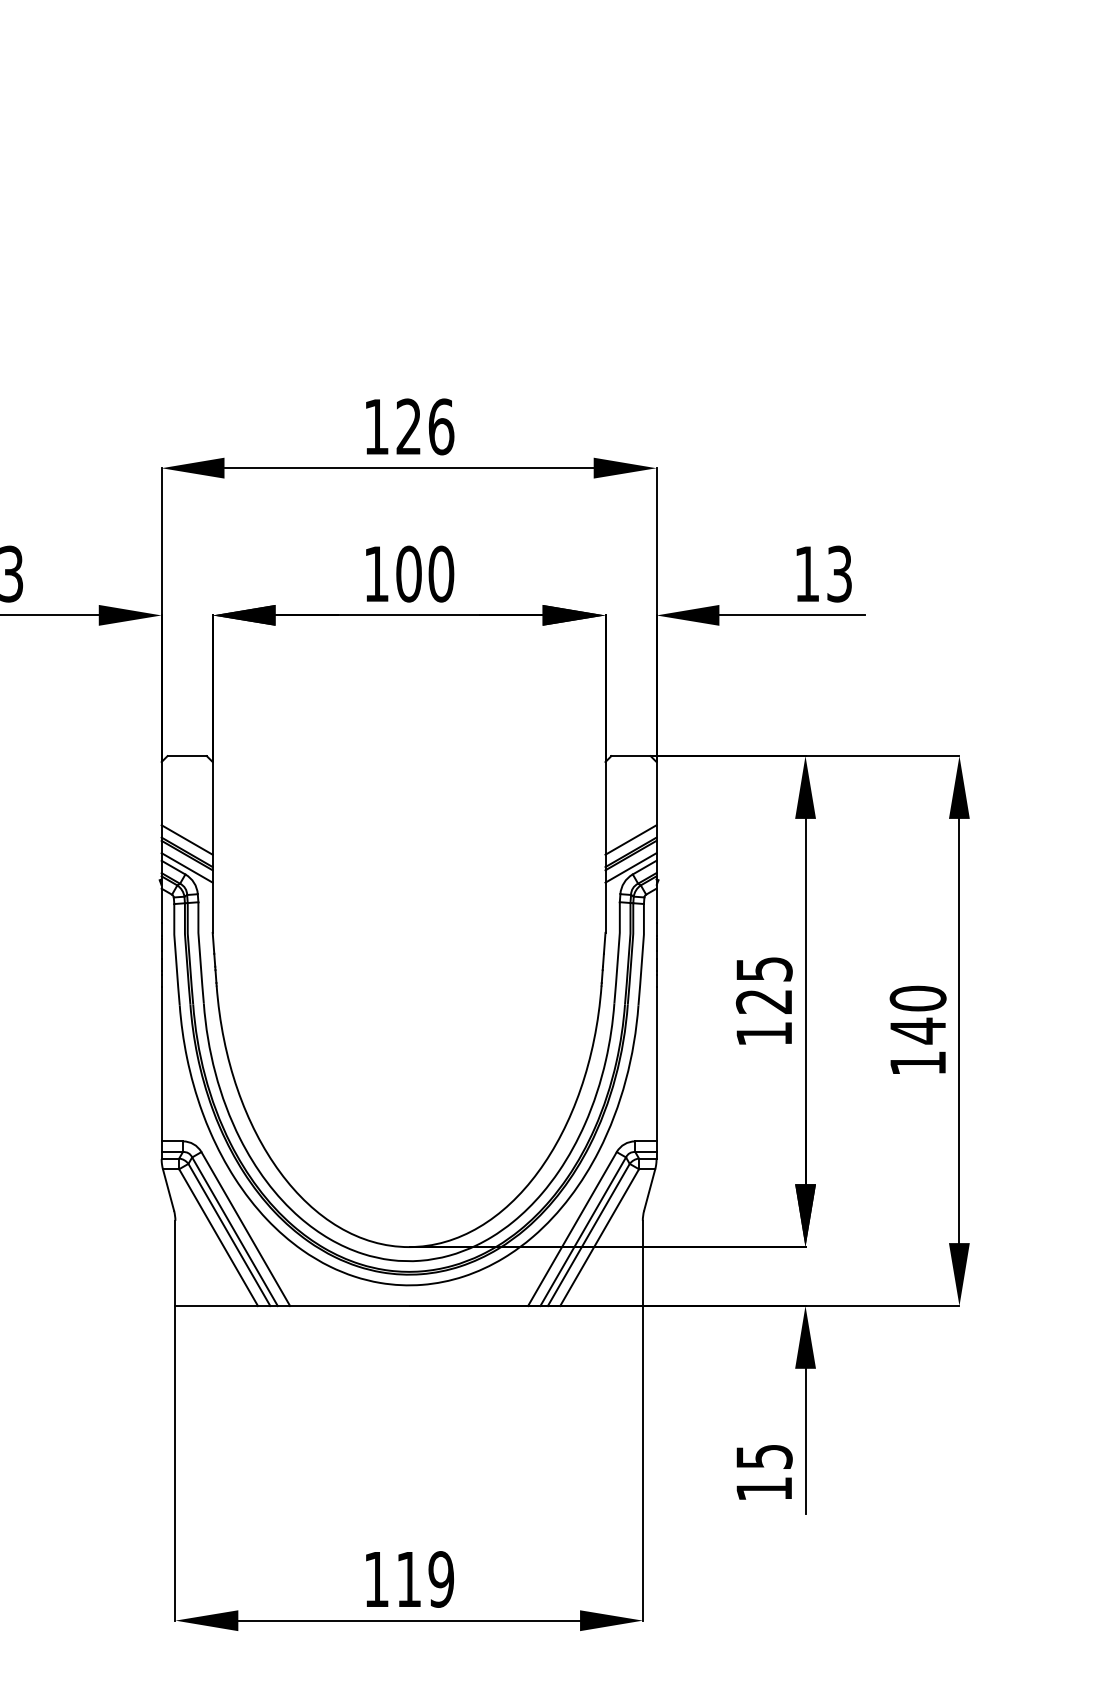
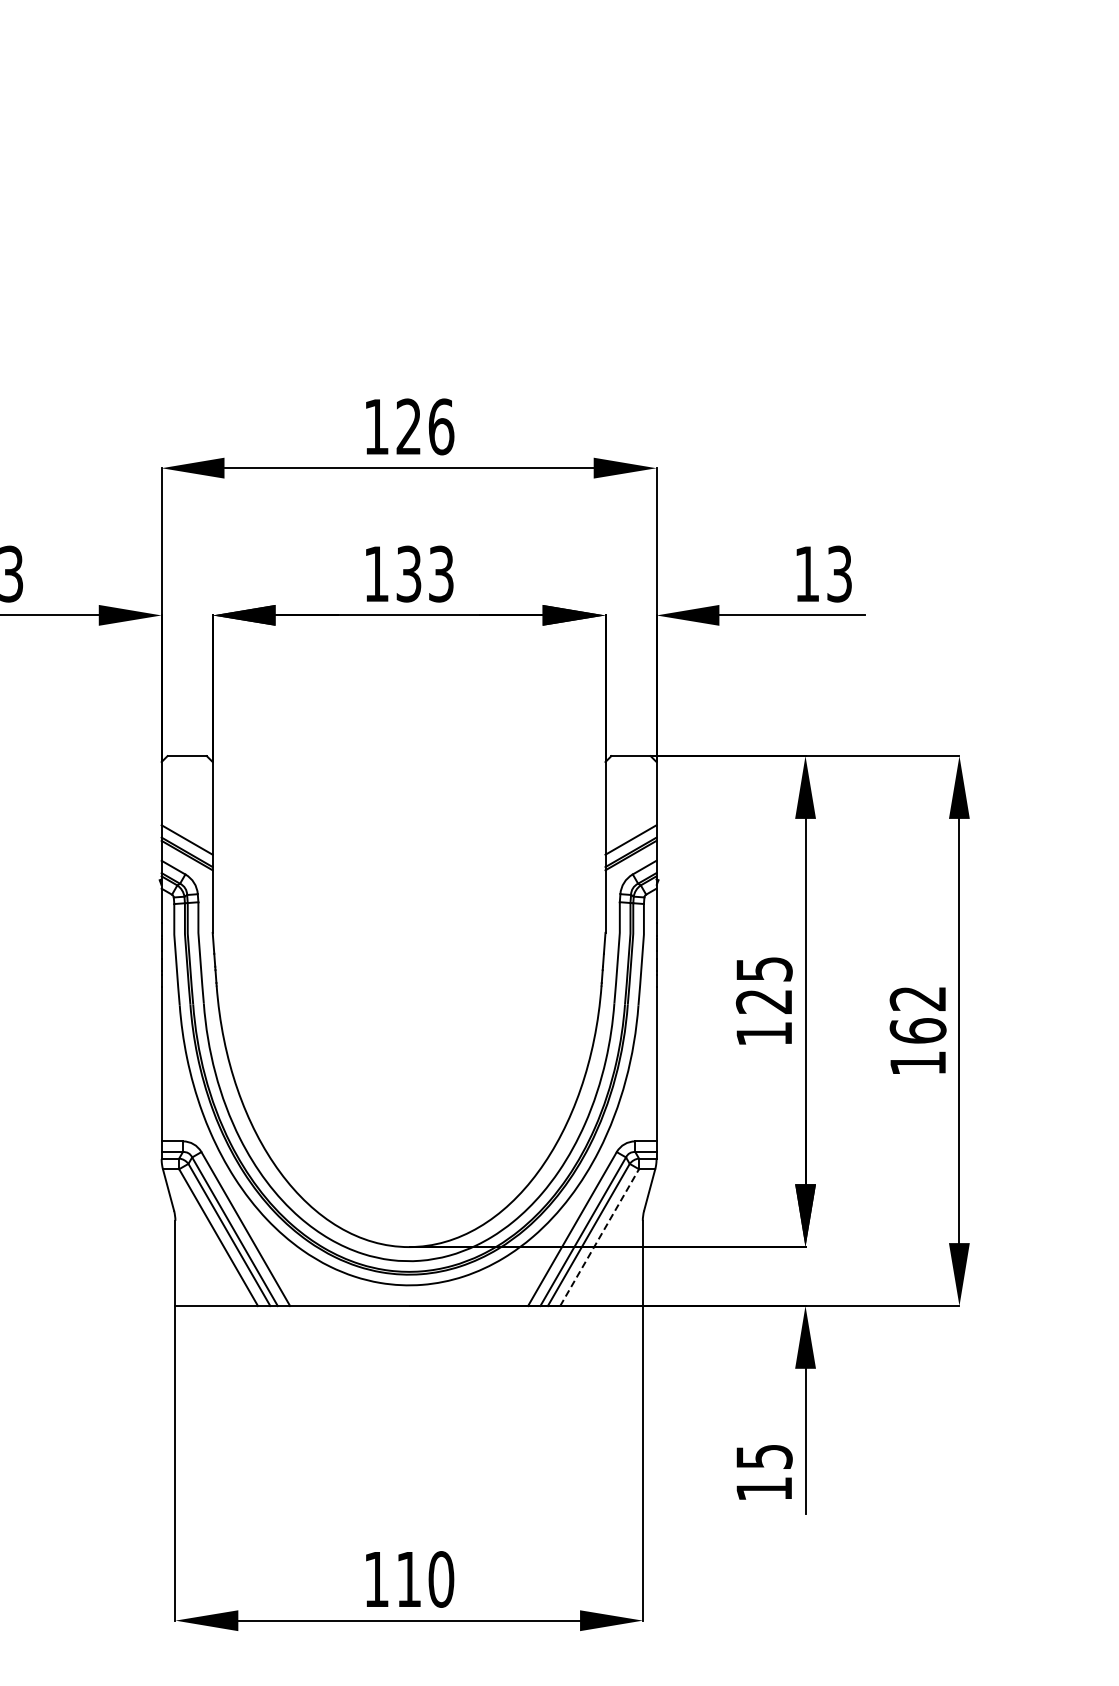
text: 100 -> 133 (425, 573)
line: present -> none (186, 867)
line: present -> none (630, 867)
text: 140 -> 162 (917, 1014)
line: solid -> dashed (599, 1237)
text: 119 -> 110 (441, 1579)
